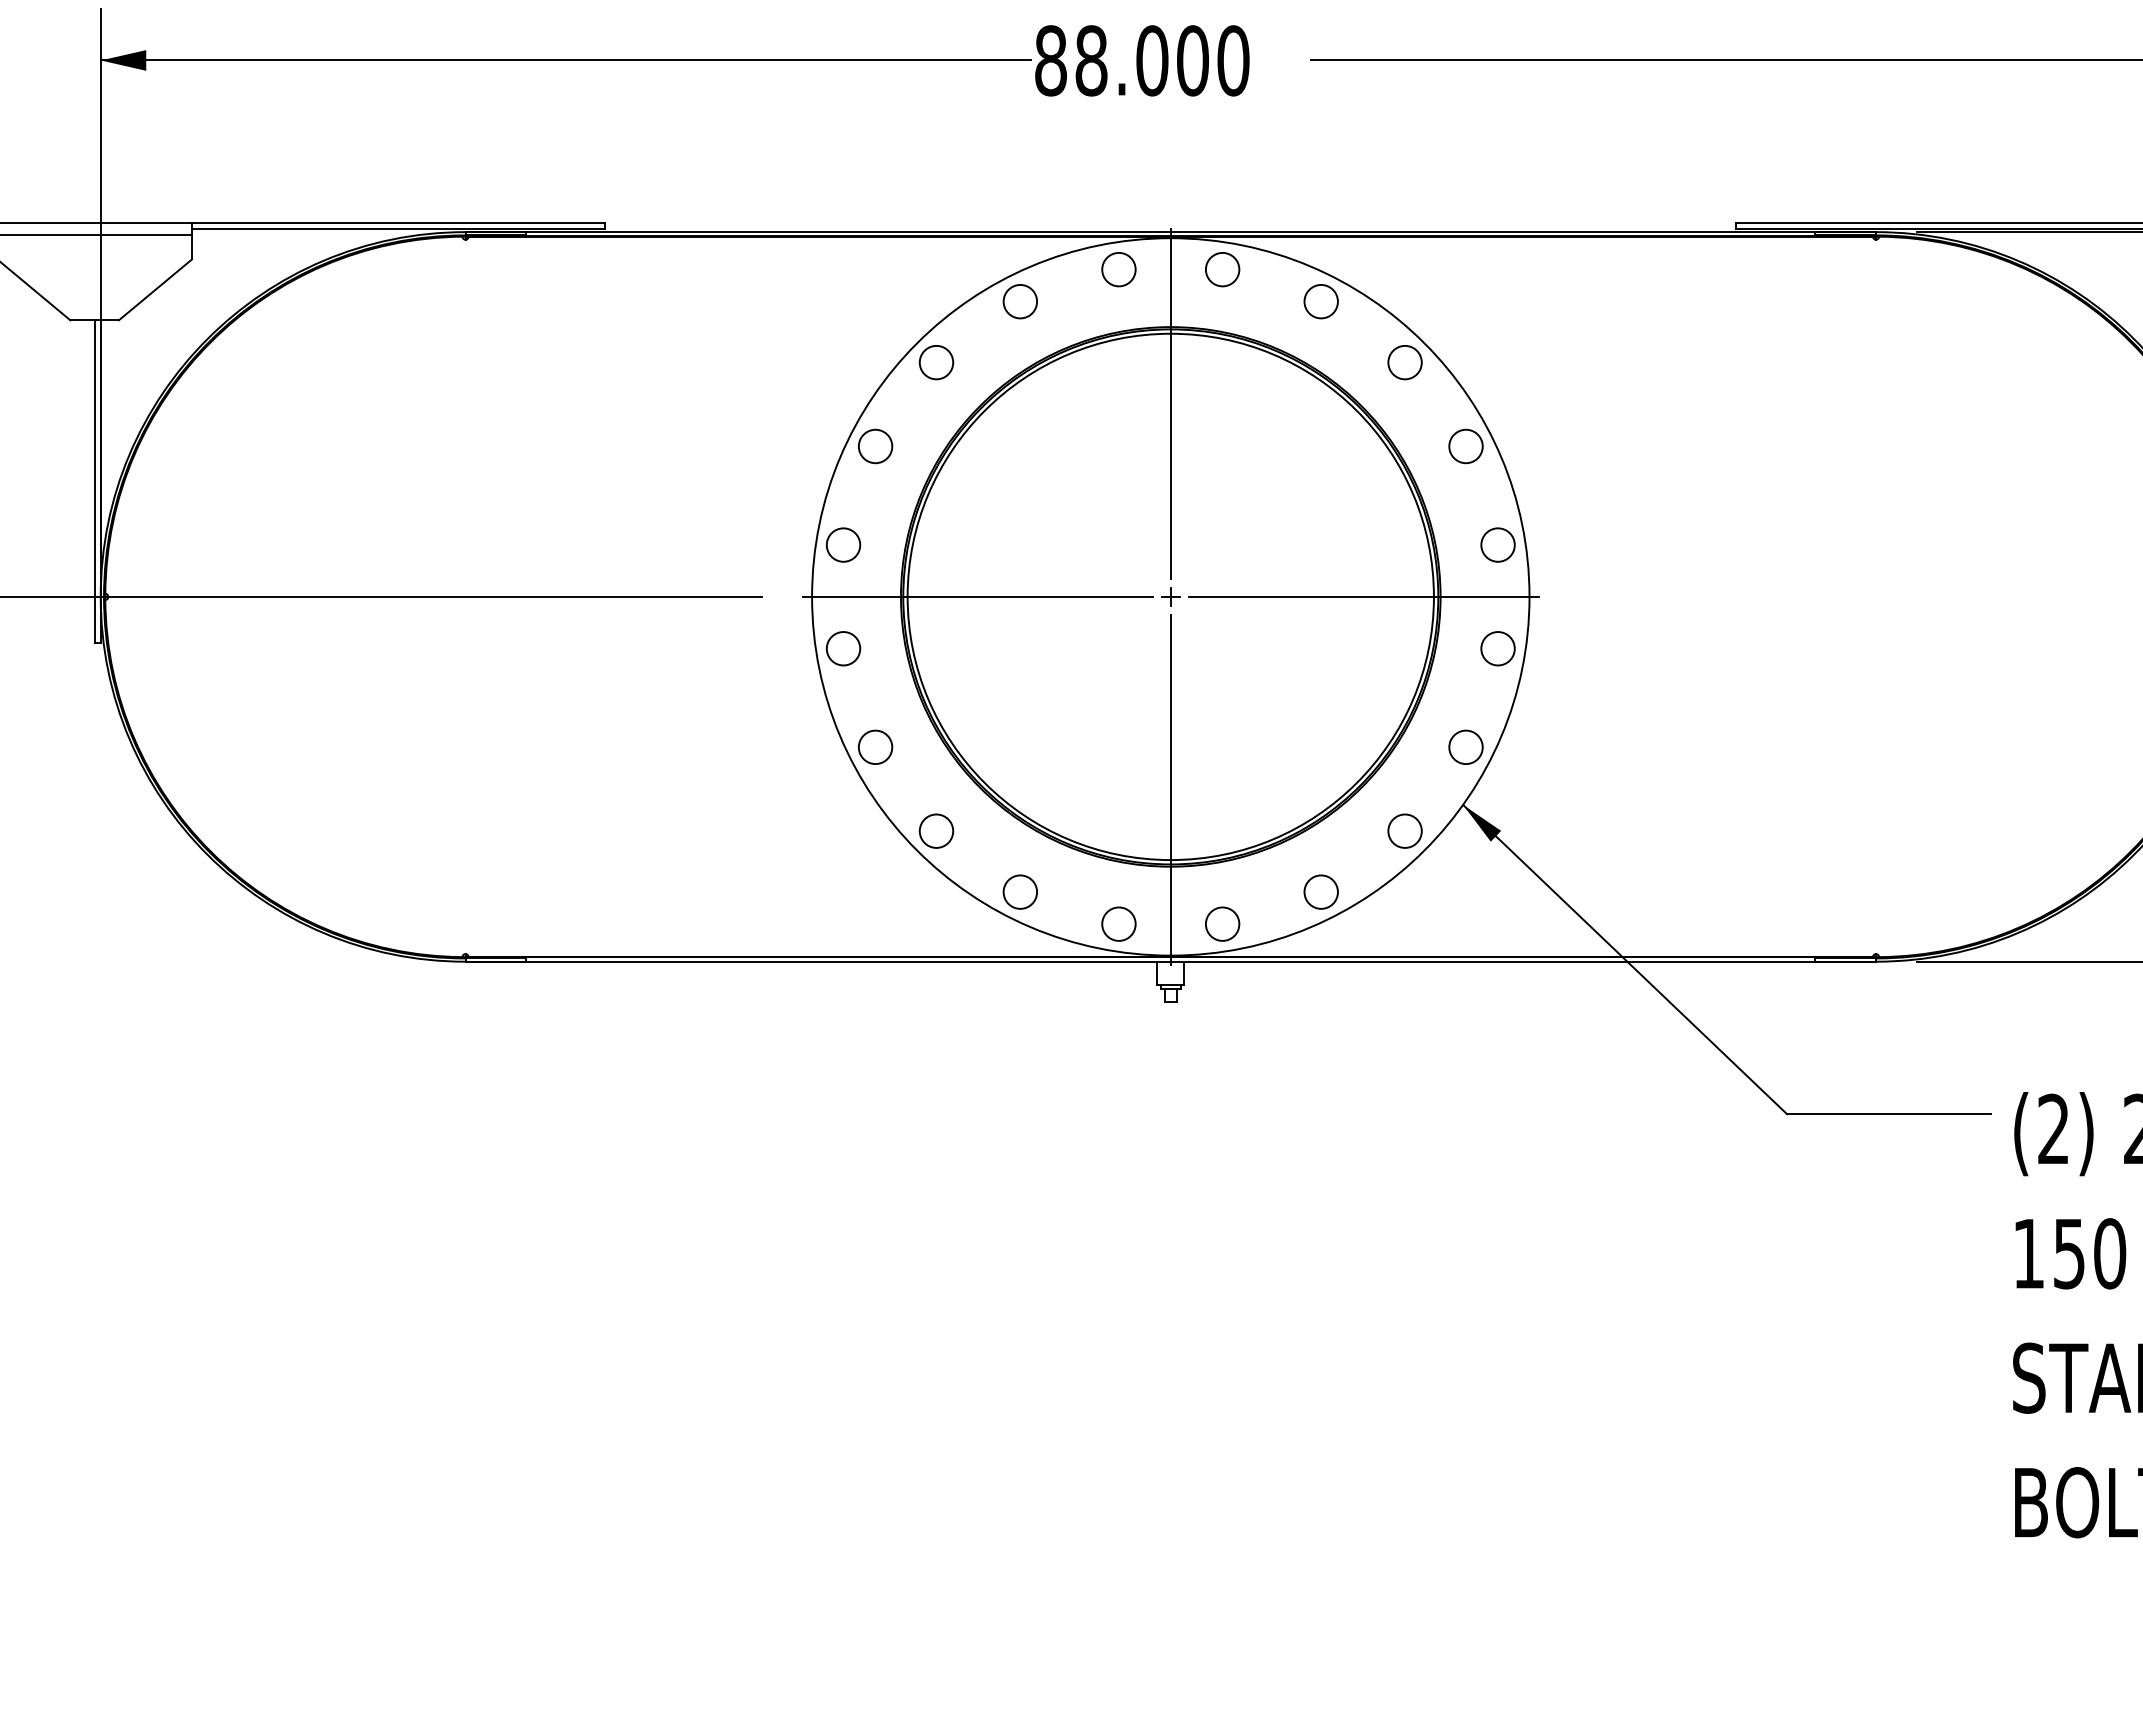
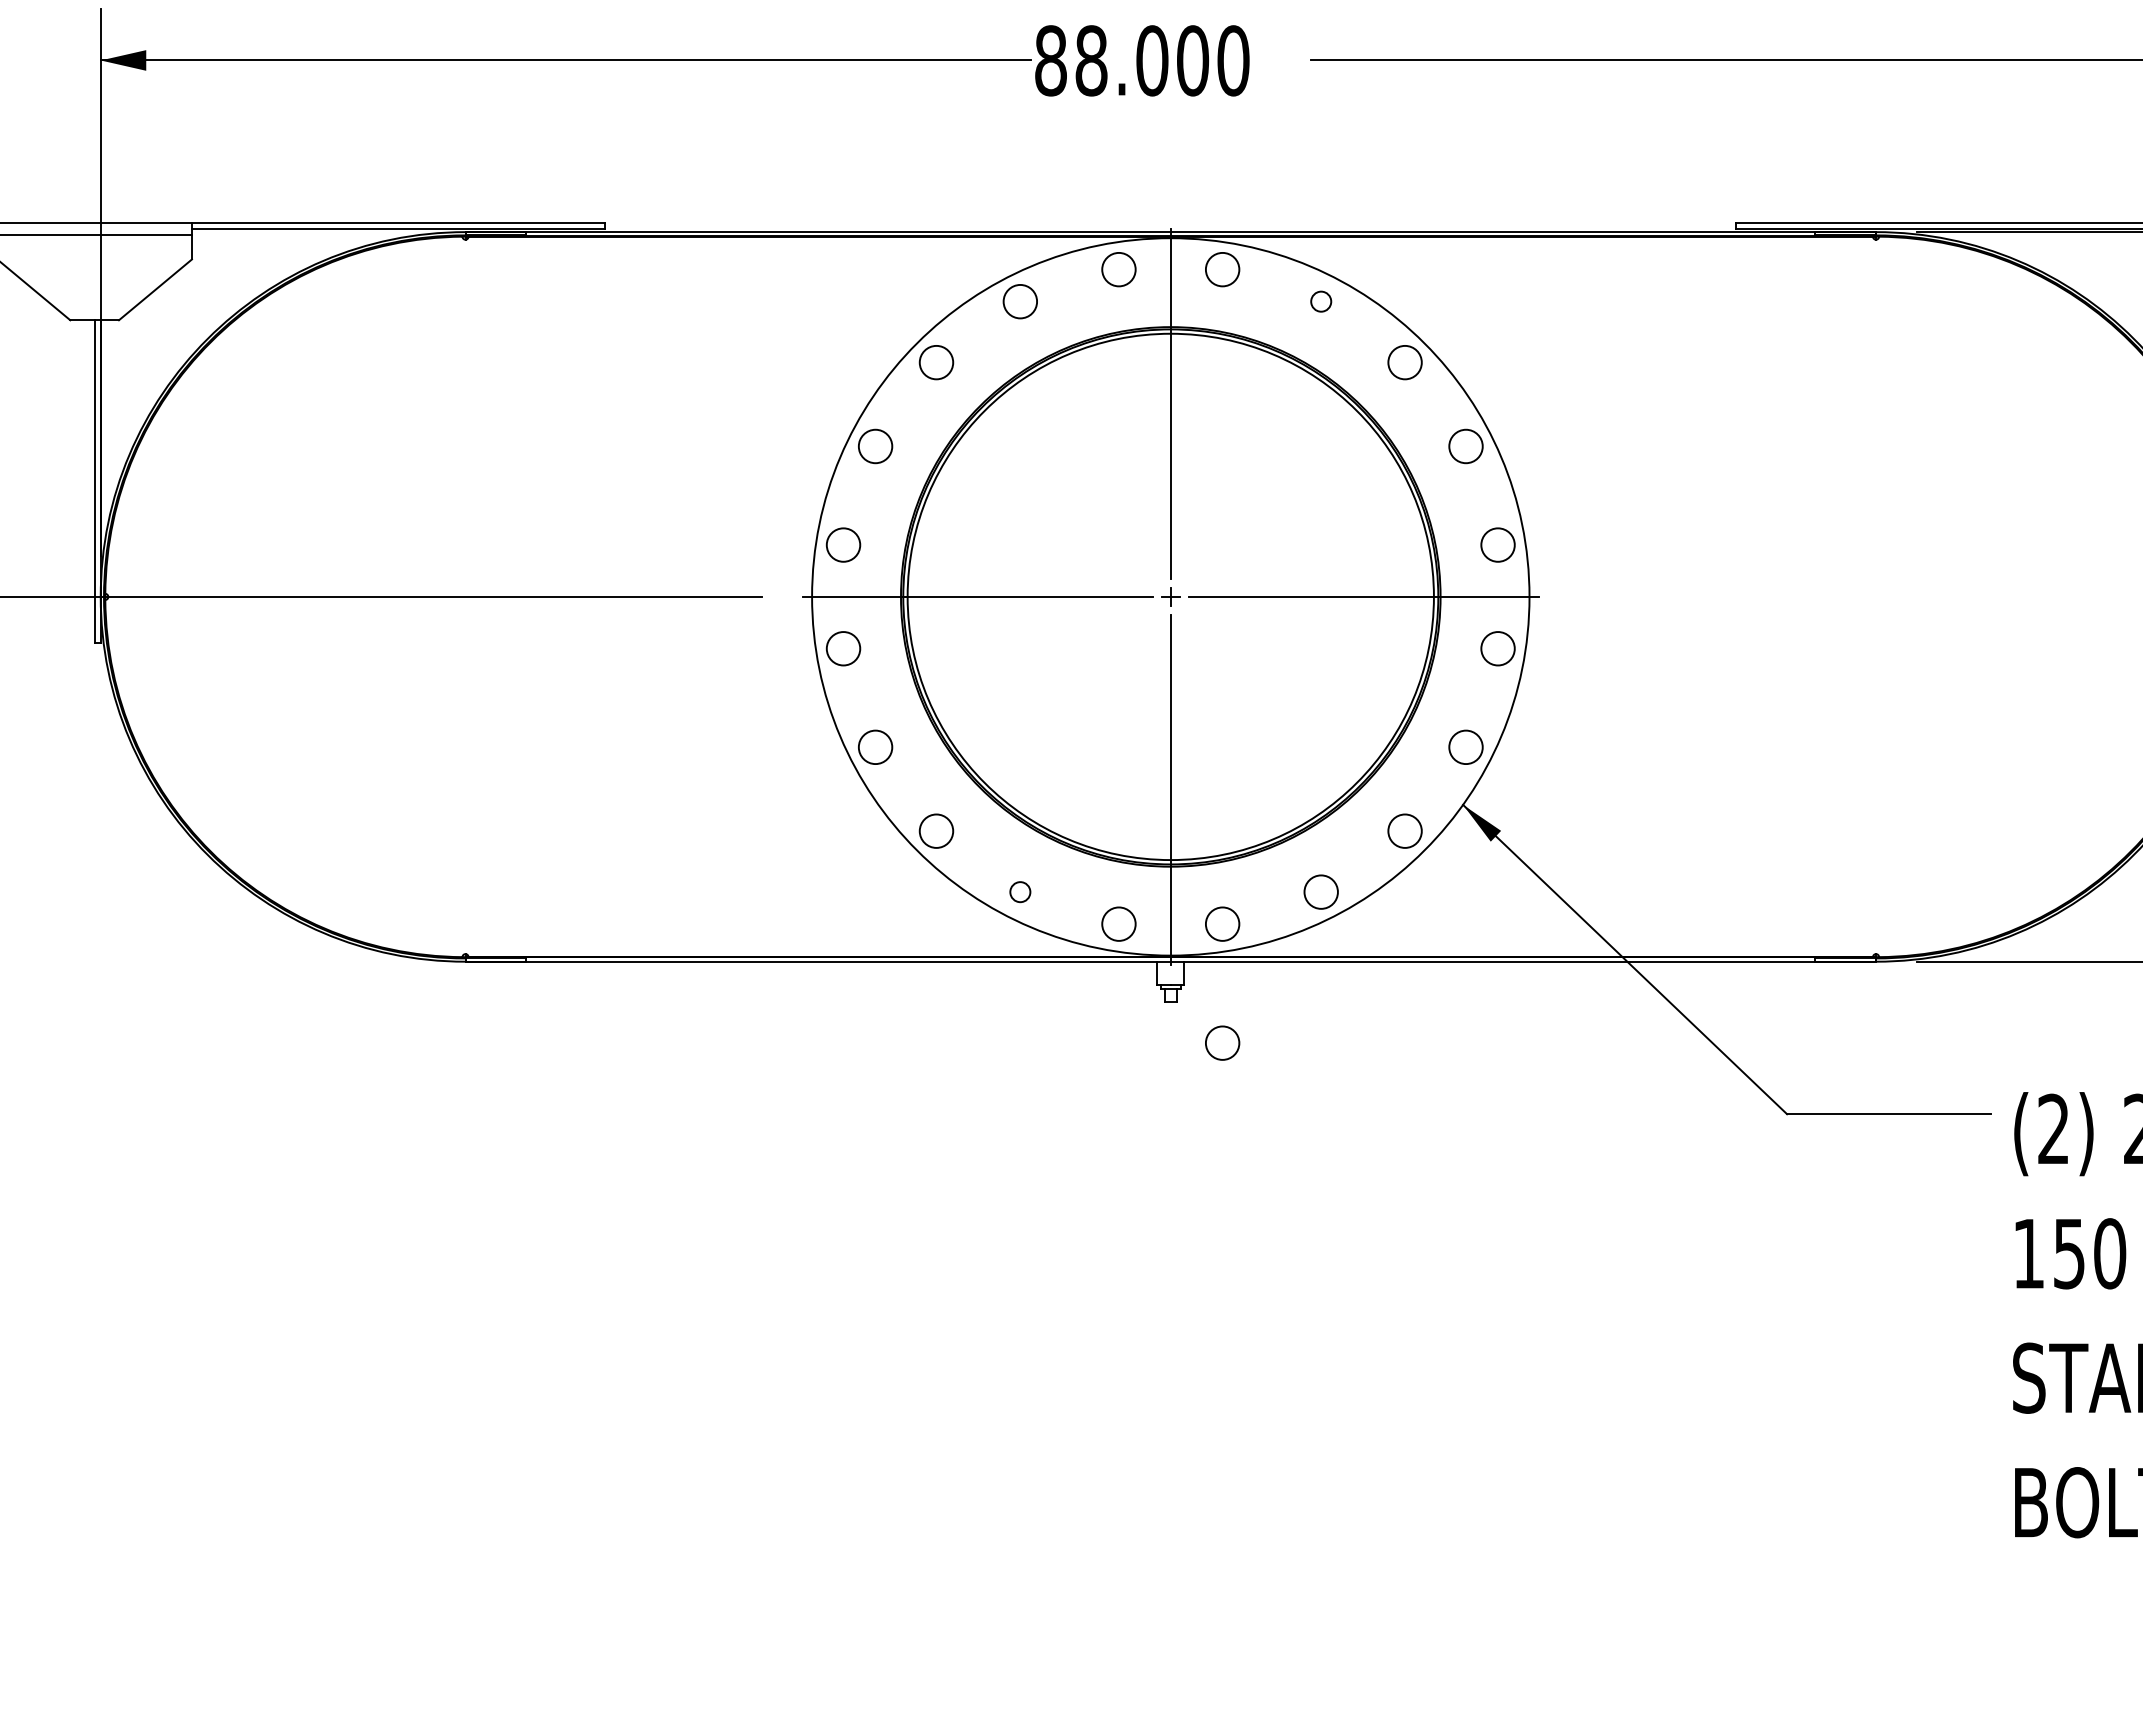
circle diameter: 33 px -> 20 px (1321, 301)
circle diameter: 33 px -> 20 px (1020, 892)
circle: none -> present (1222, 1042)
